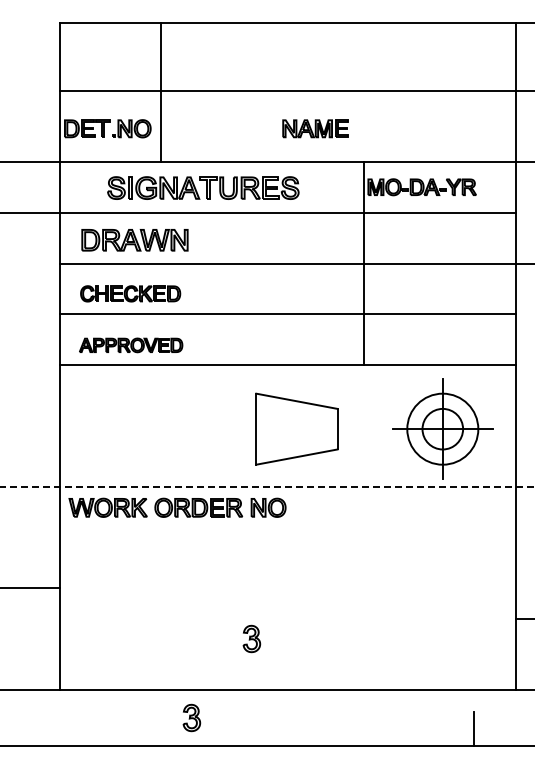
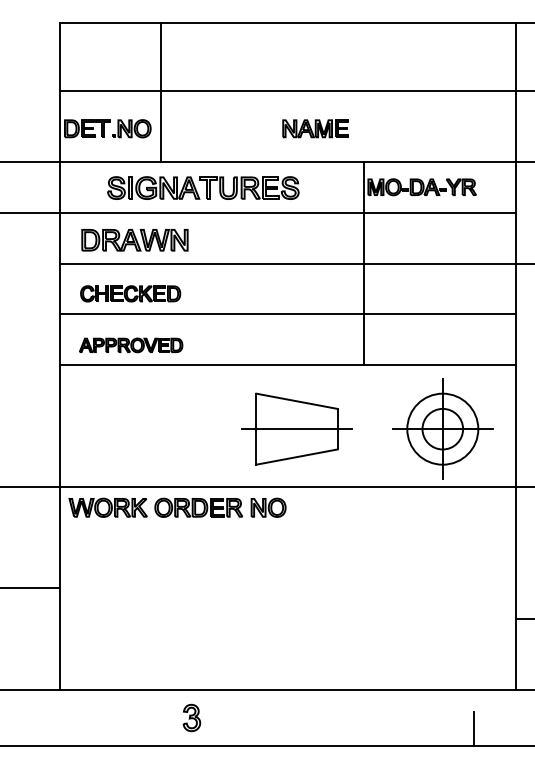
line: none -> present (296, 429)
line: dashed -> solid (267, 486)
part: present -> none (251, 638)
